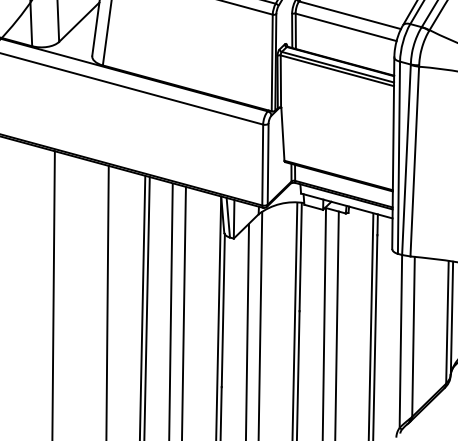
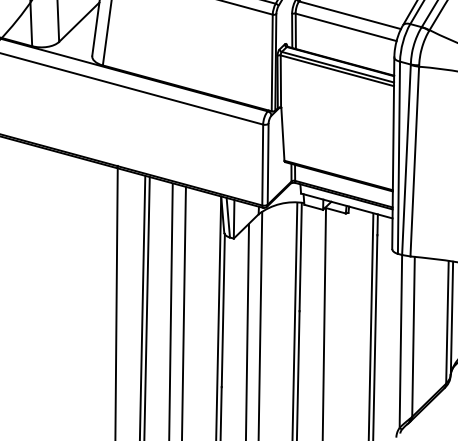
line: present -> none (53, 294)
line position: (107, 301) -> (116, 301) (116, 301)
line: present -> none (336, 324)
